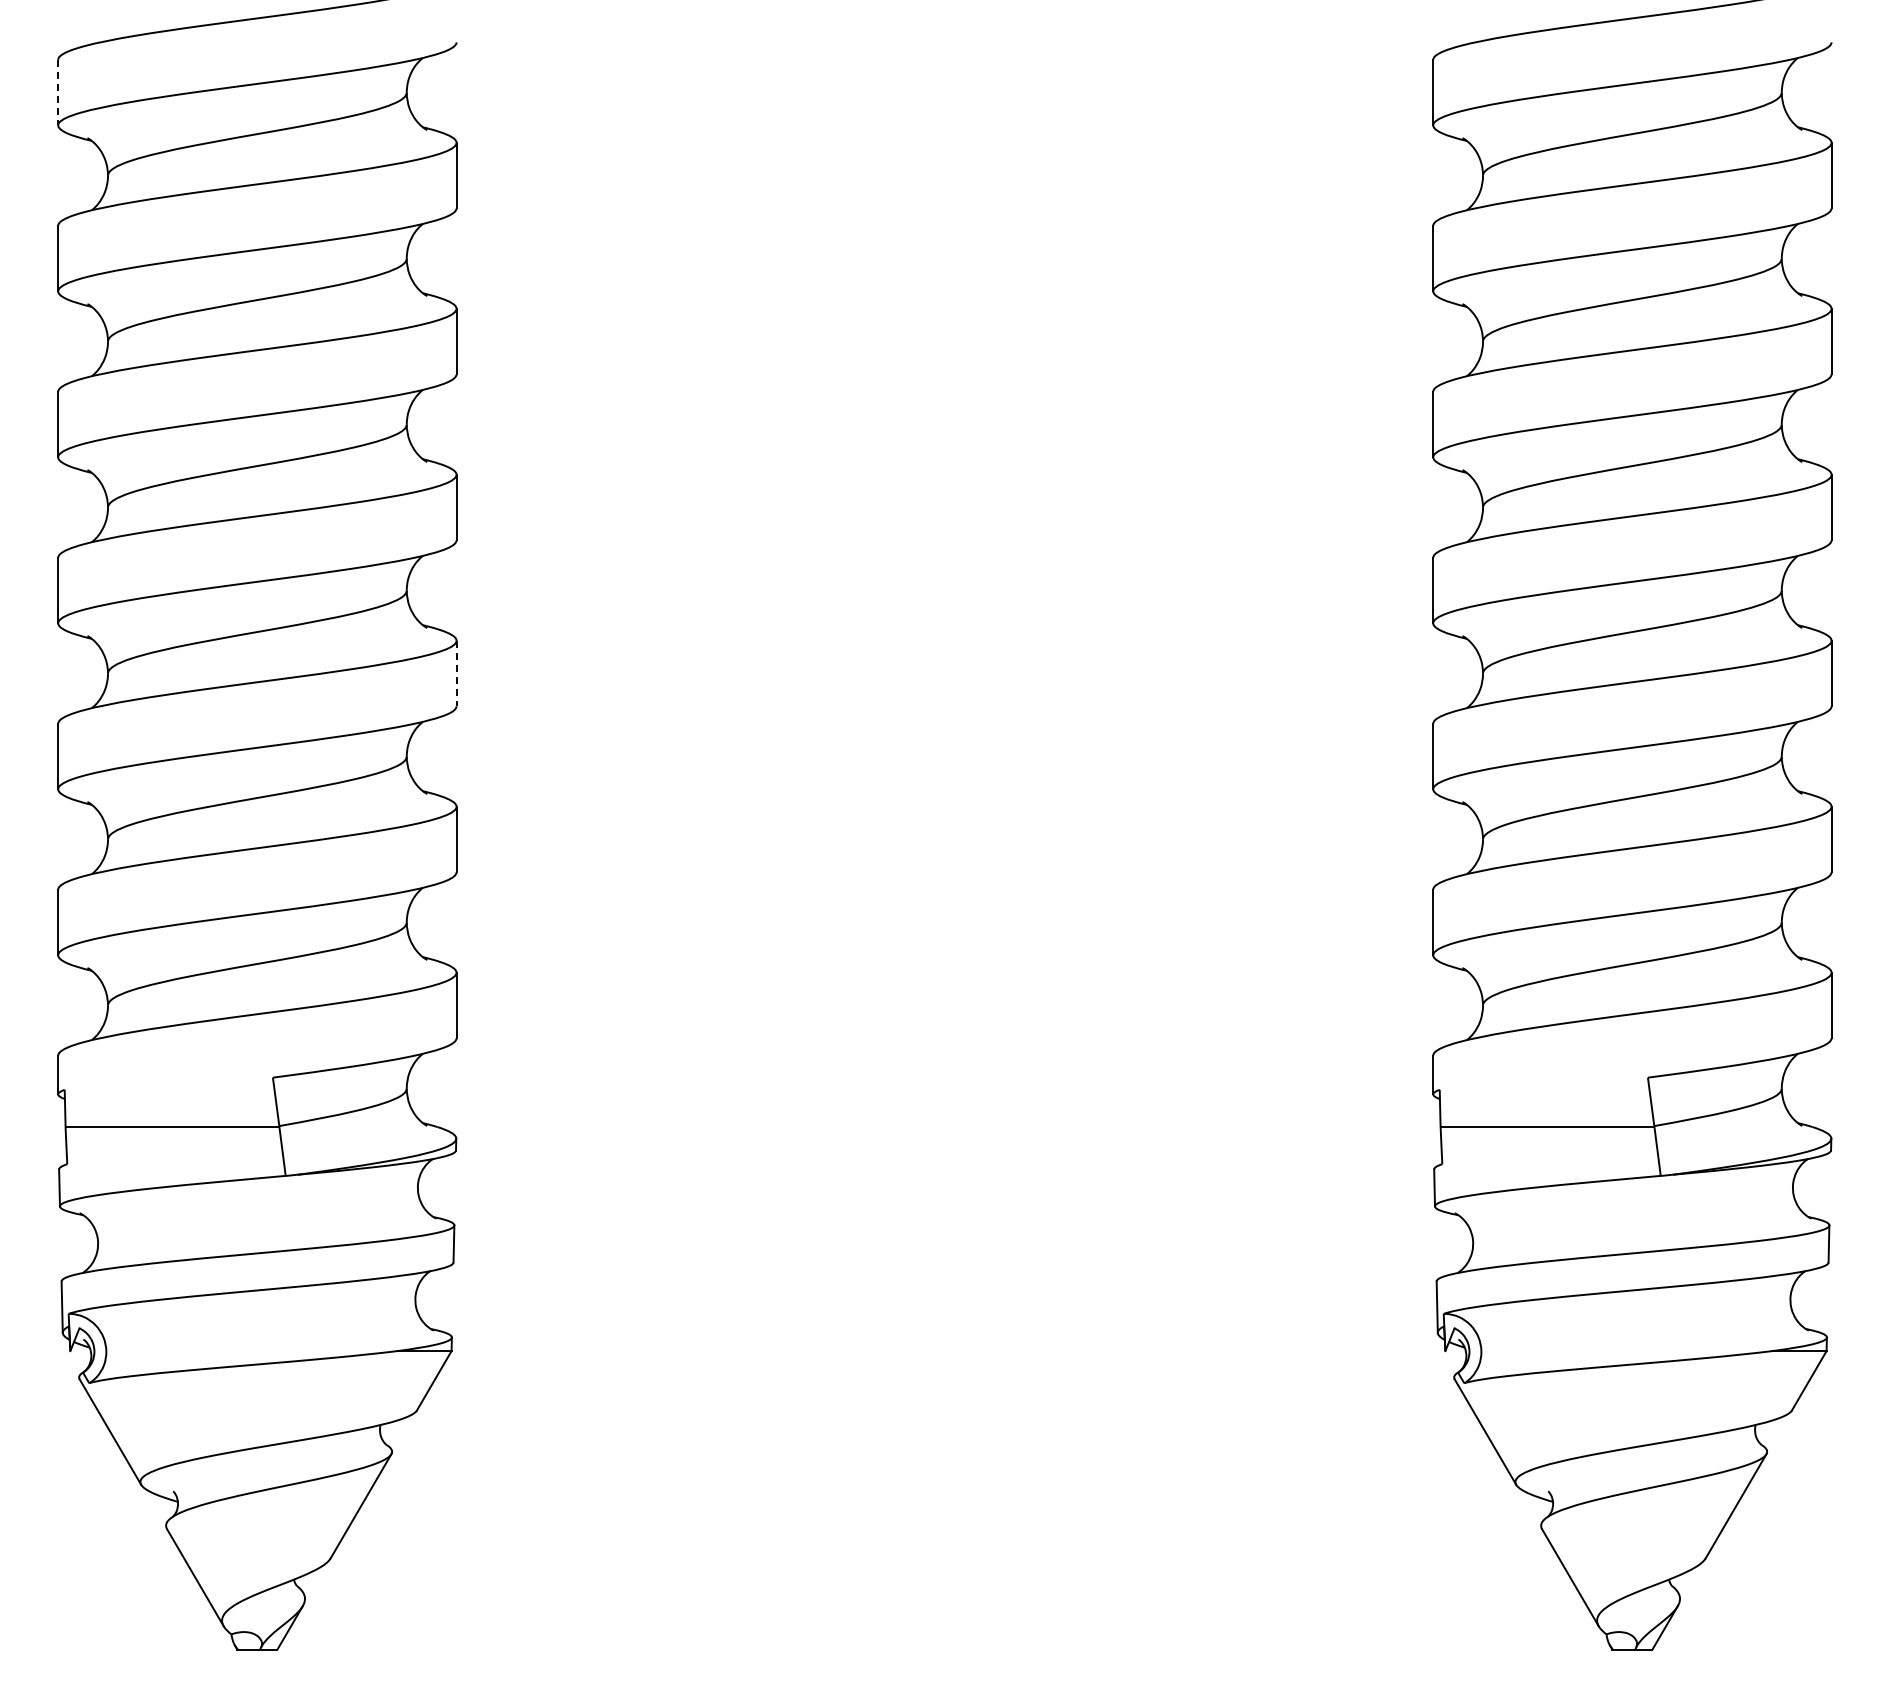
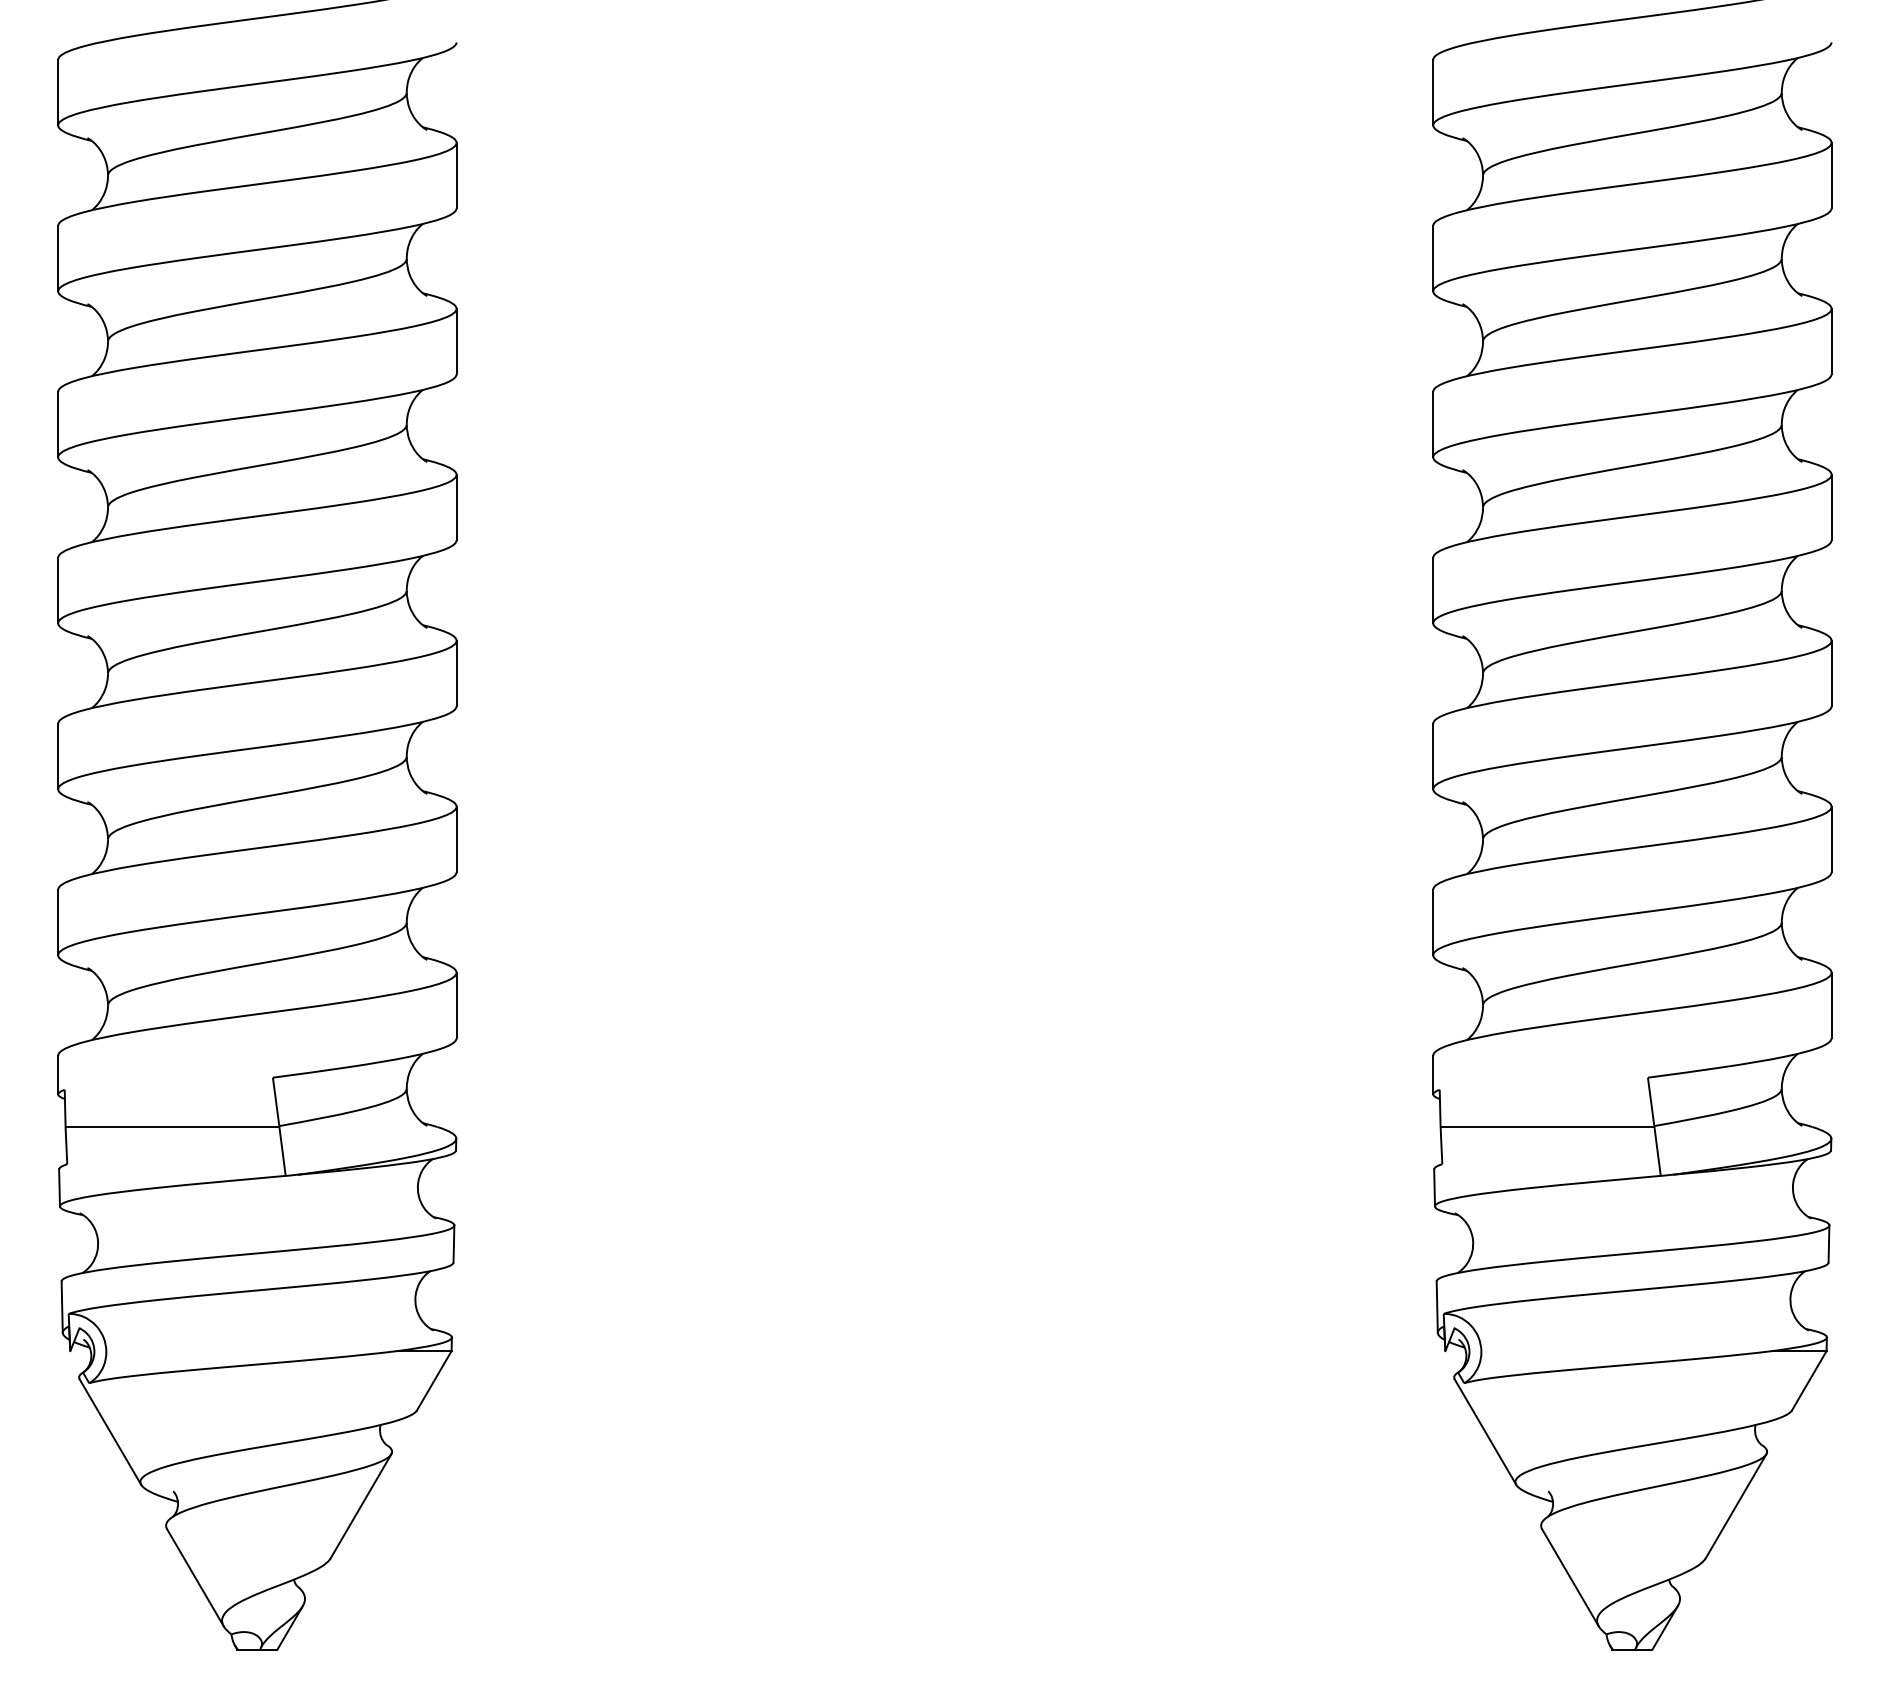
line: dashed -> solid (58, 92)
line: dashed -> solid (456, 673)
